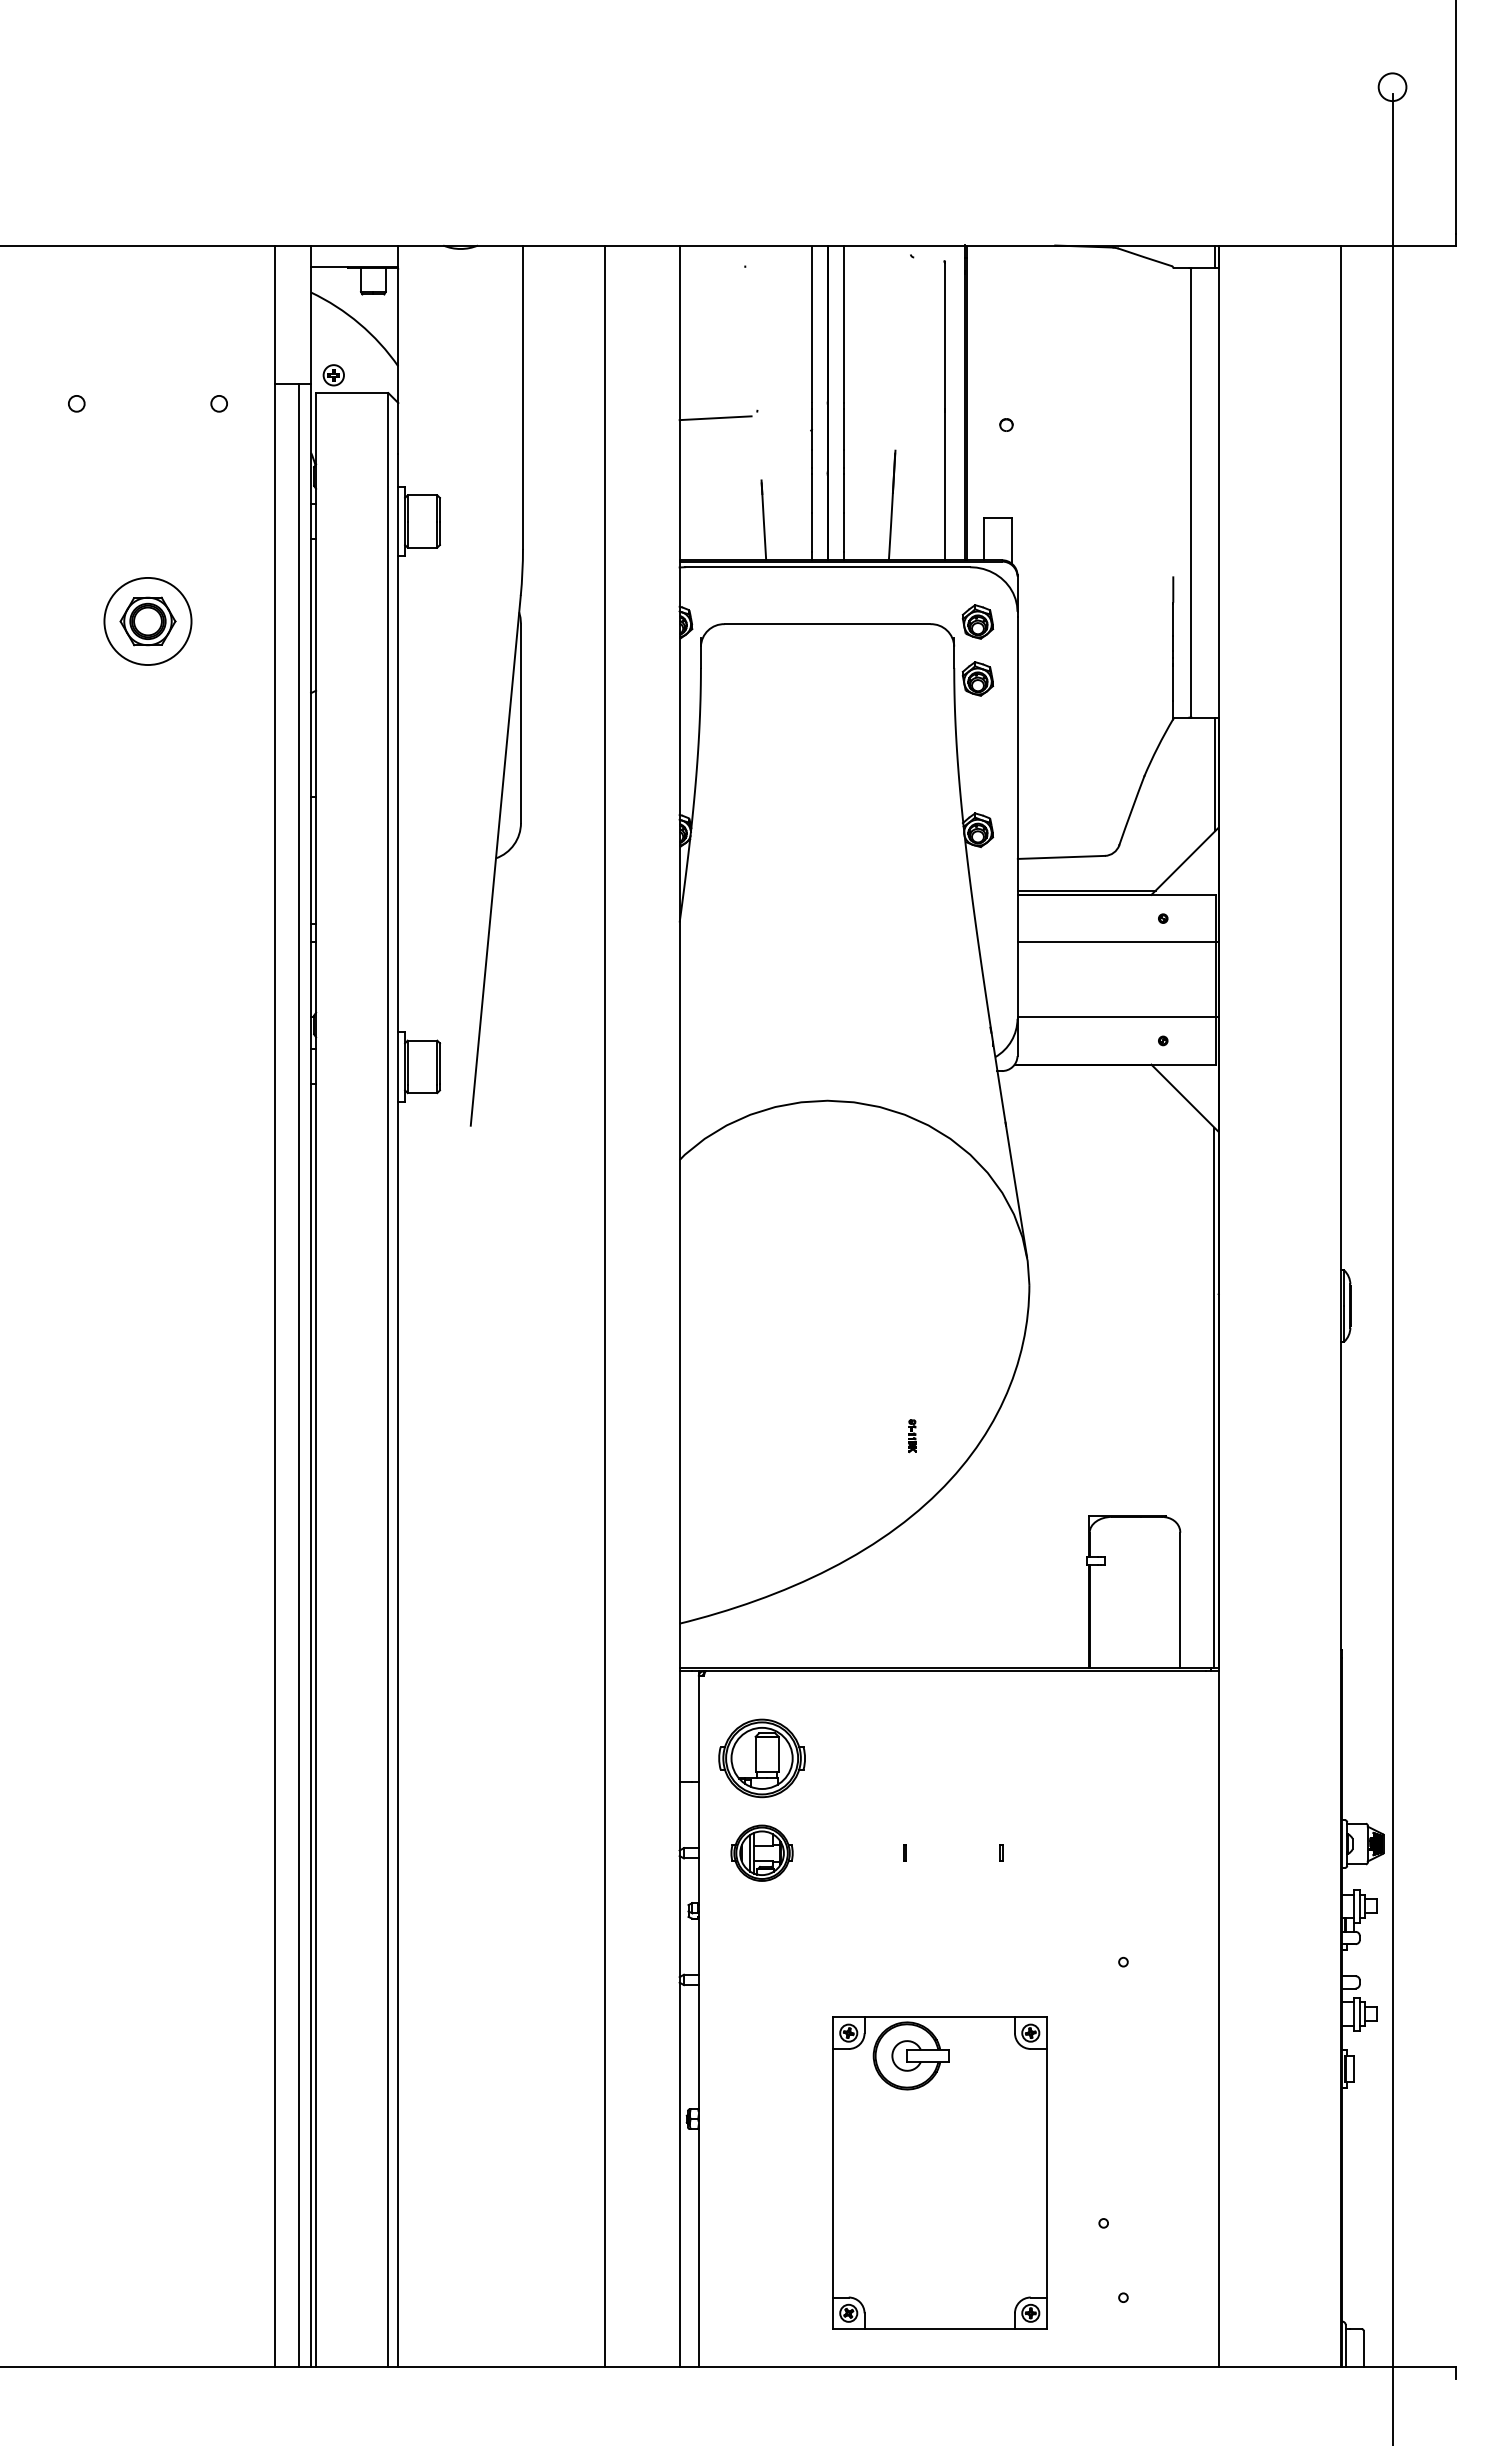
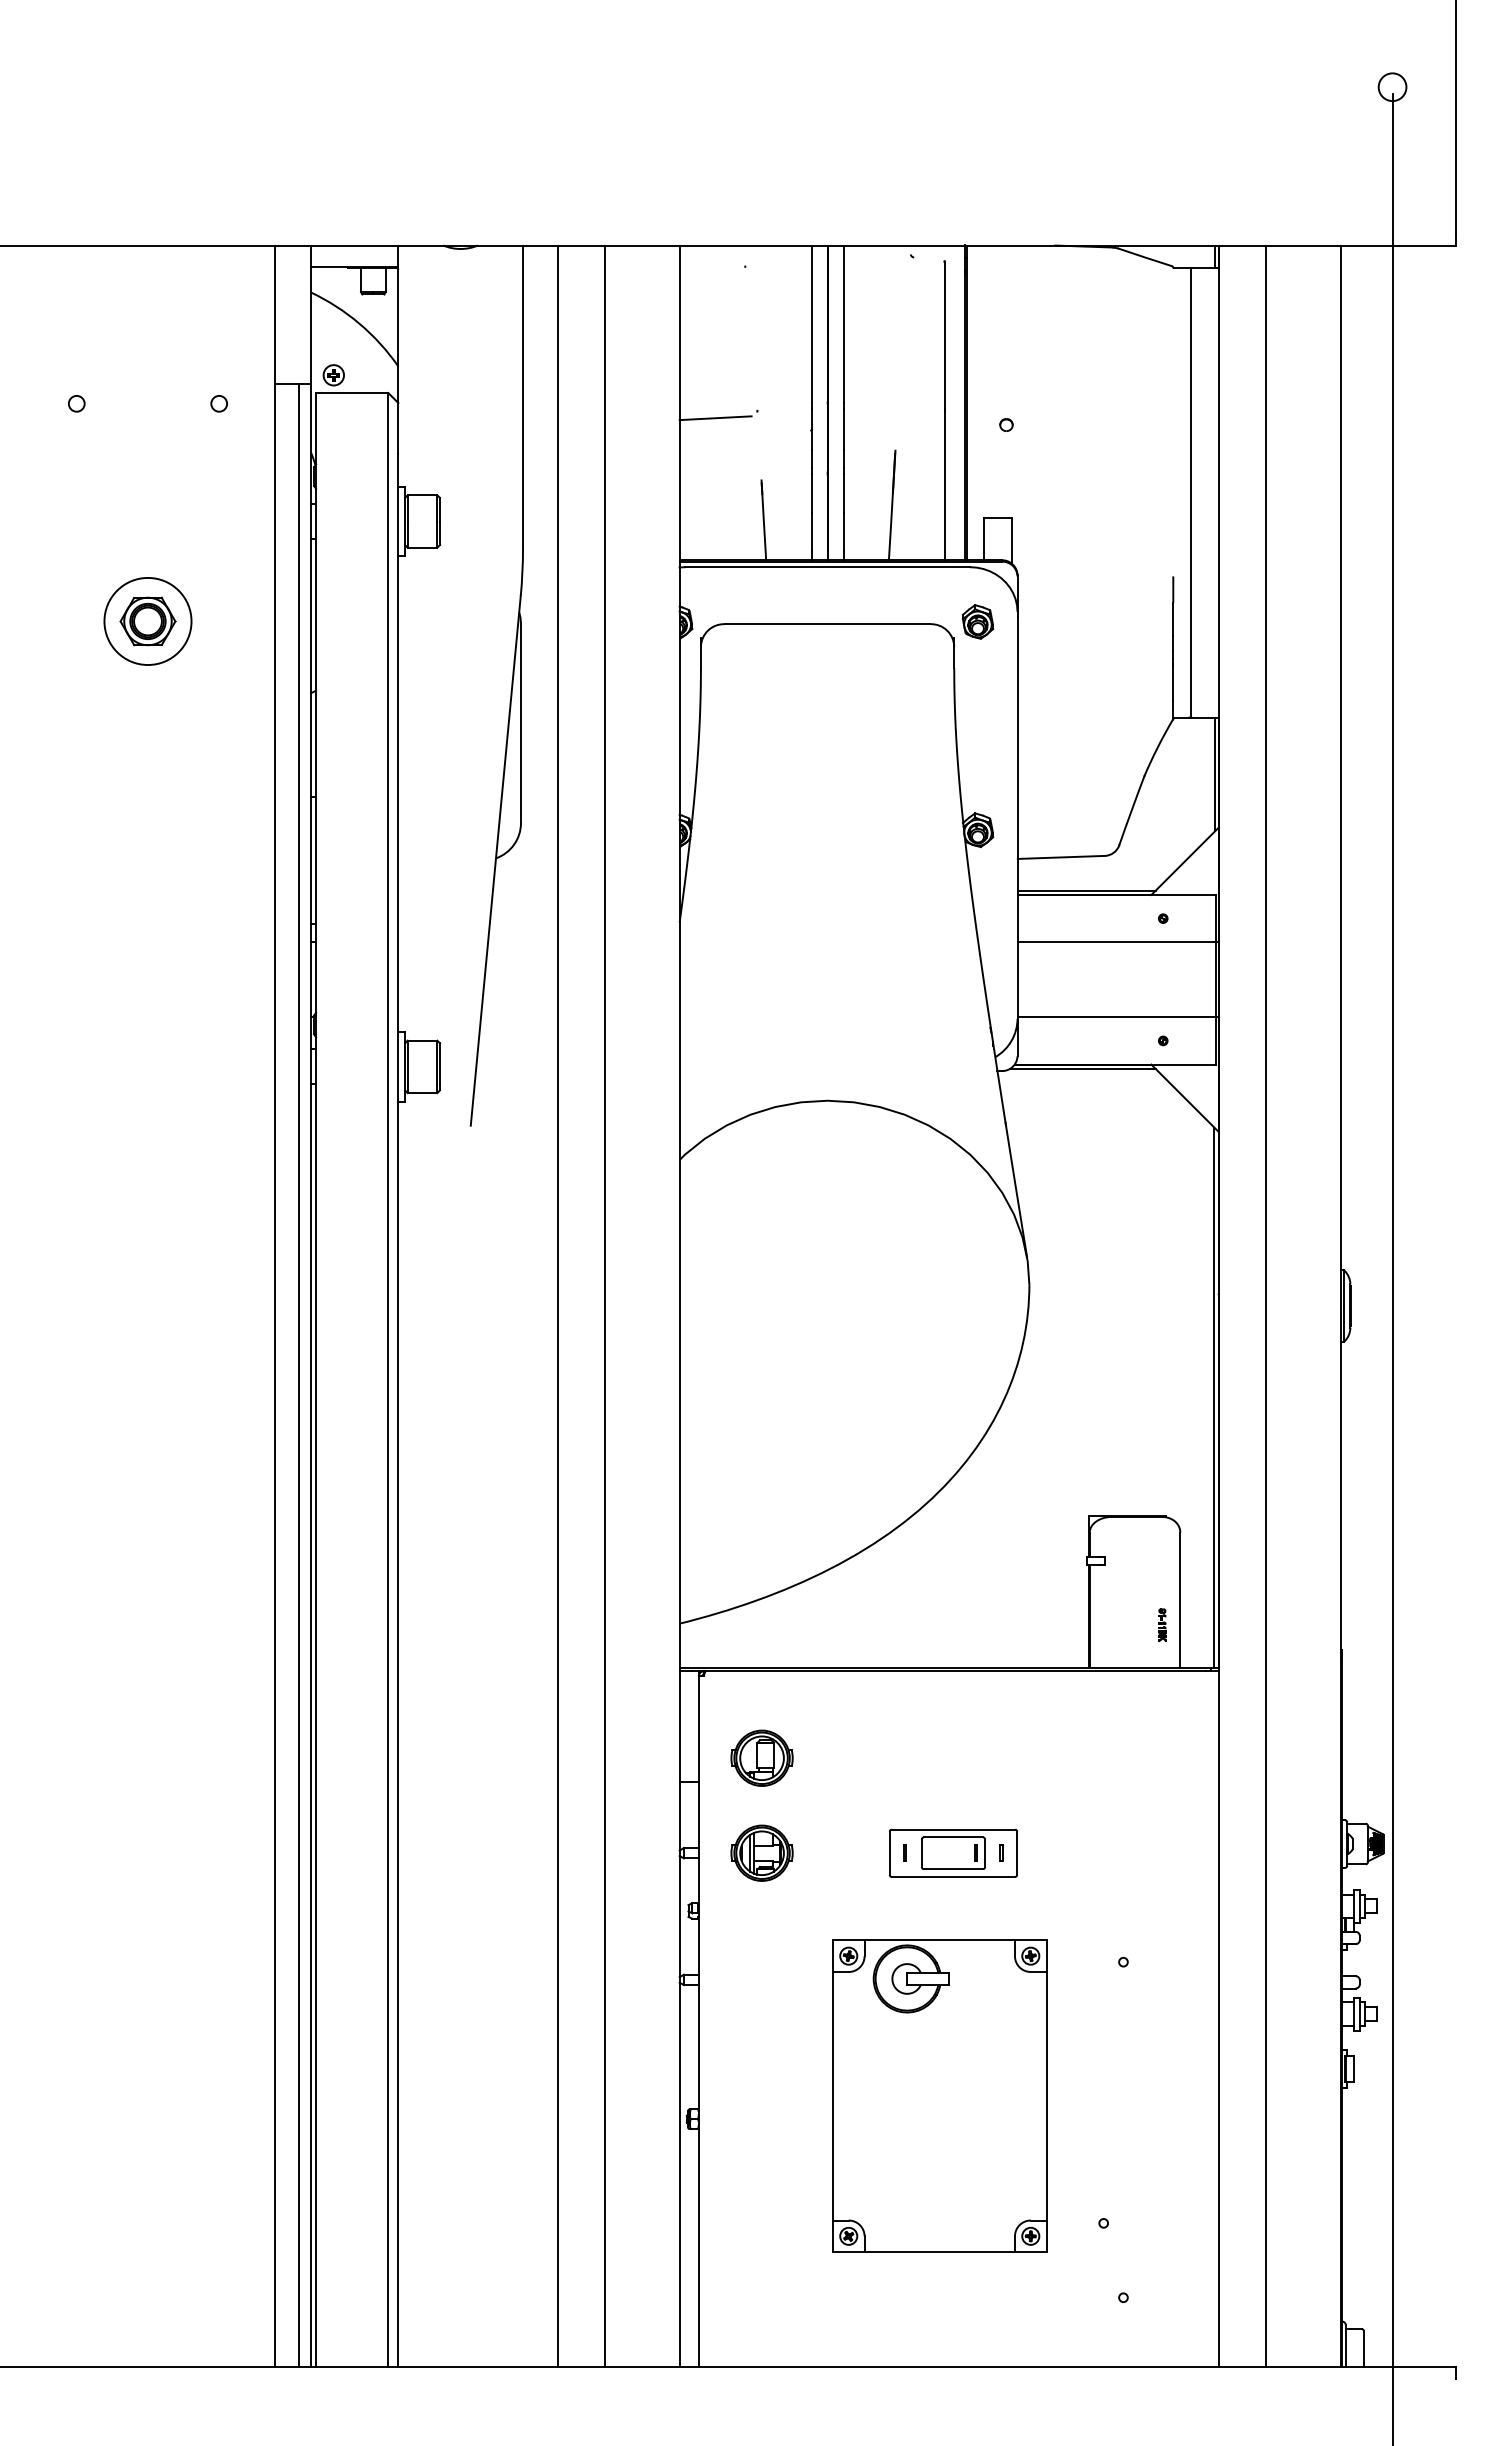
part: present -> none (977, 678)
line: none -> present (1082, 1069)
line: none -> present (557, 1305)
line: none -> present (1266, 1305)
part position: (912, 1436) -> (1162, 1625) (1162, 1625)
part size: 88x81 px -> 64x58 px (761, 1757)
part: none -> present (953, 1852)
part position: (939, 2172) -> (939, 2095) (939, 2095)
